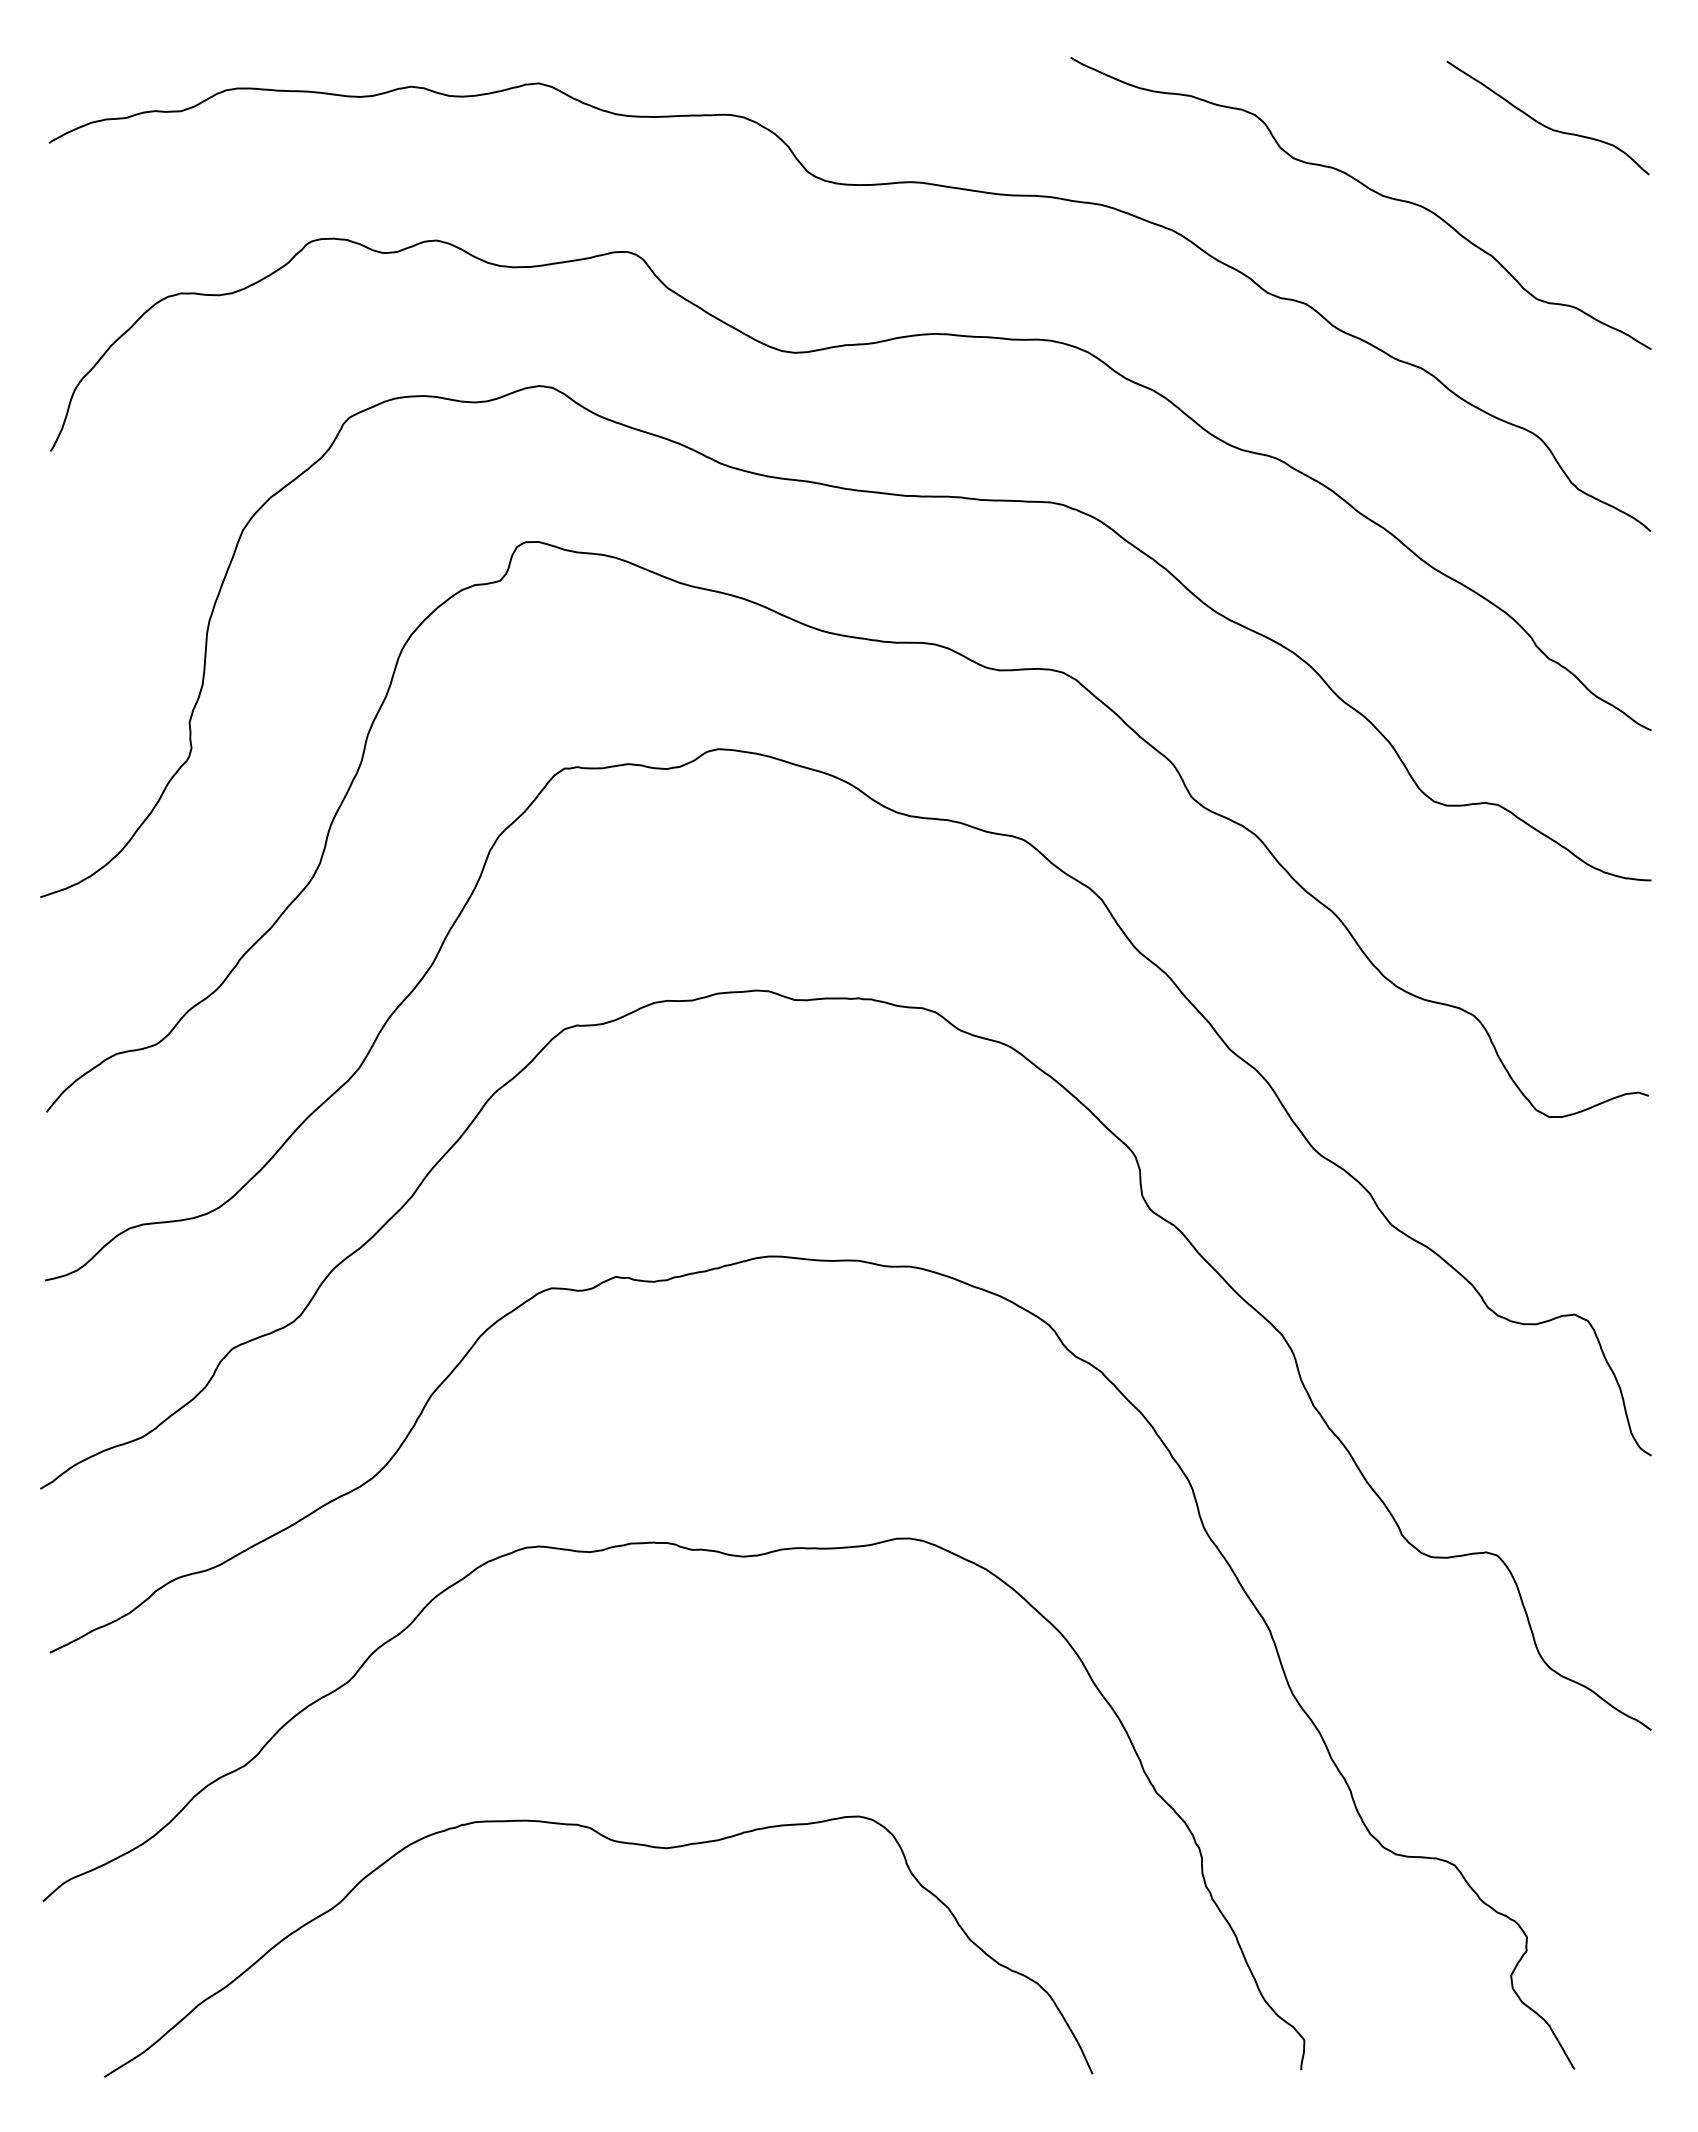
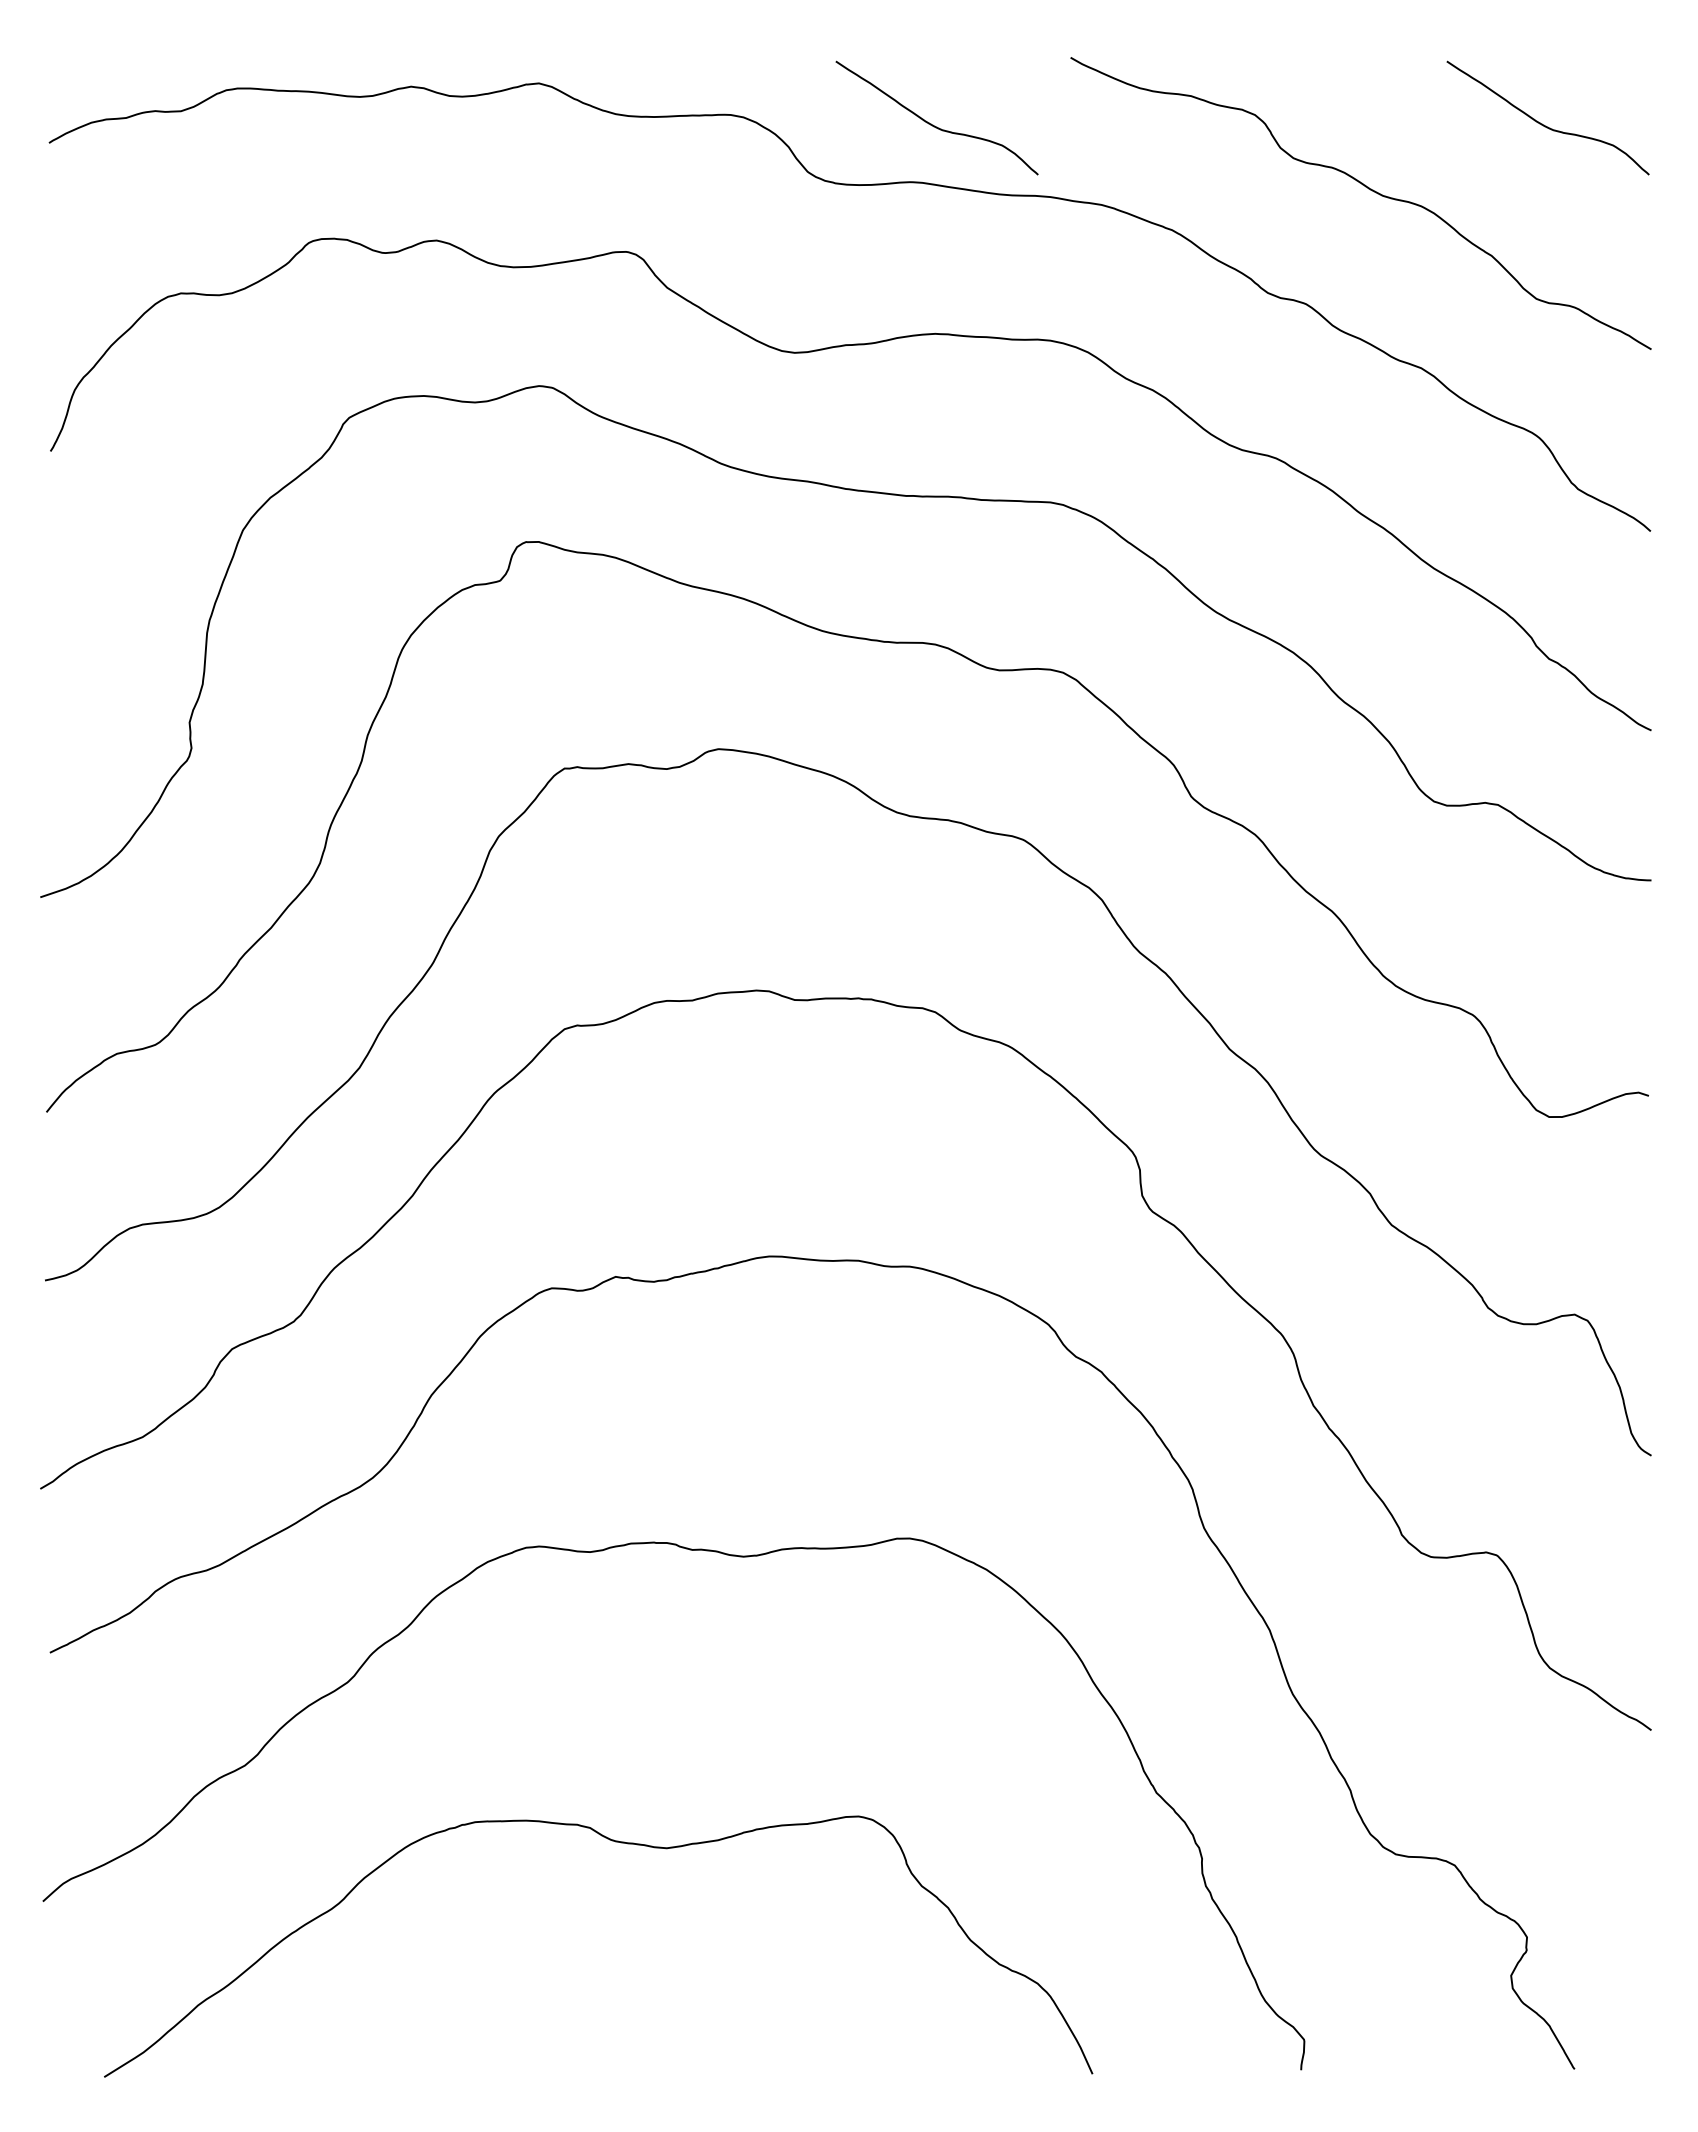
curve: none -> present (933, 124)
